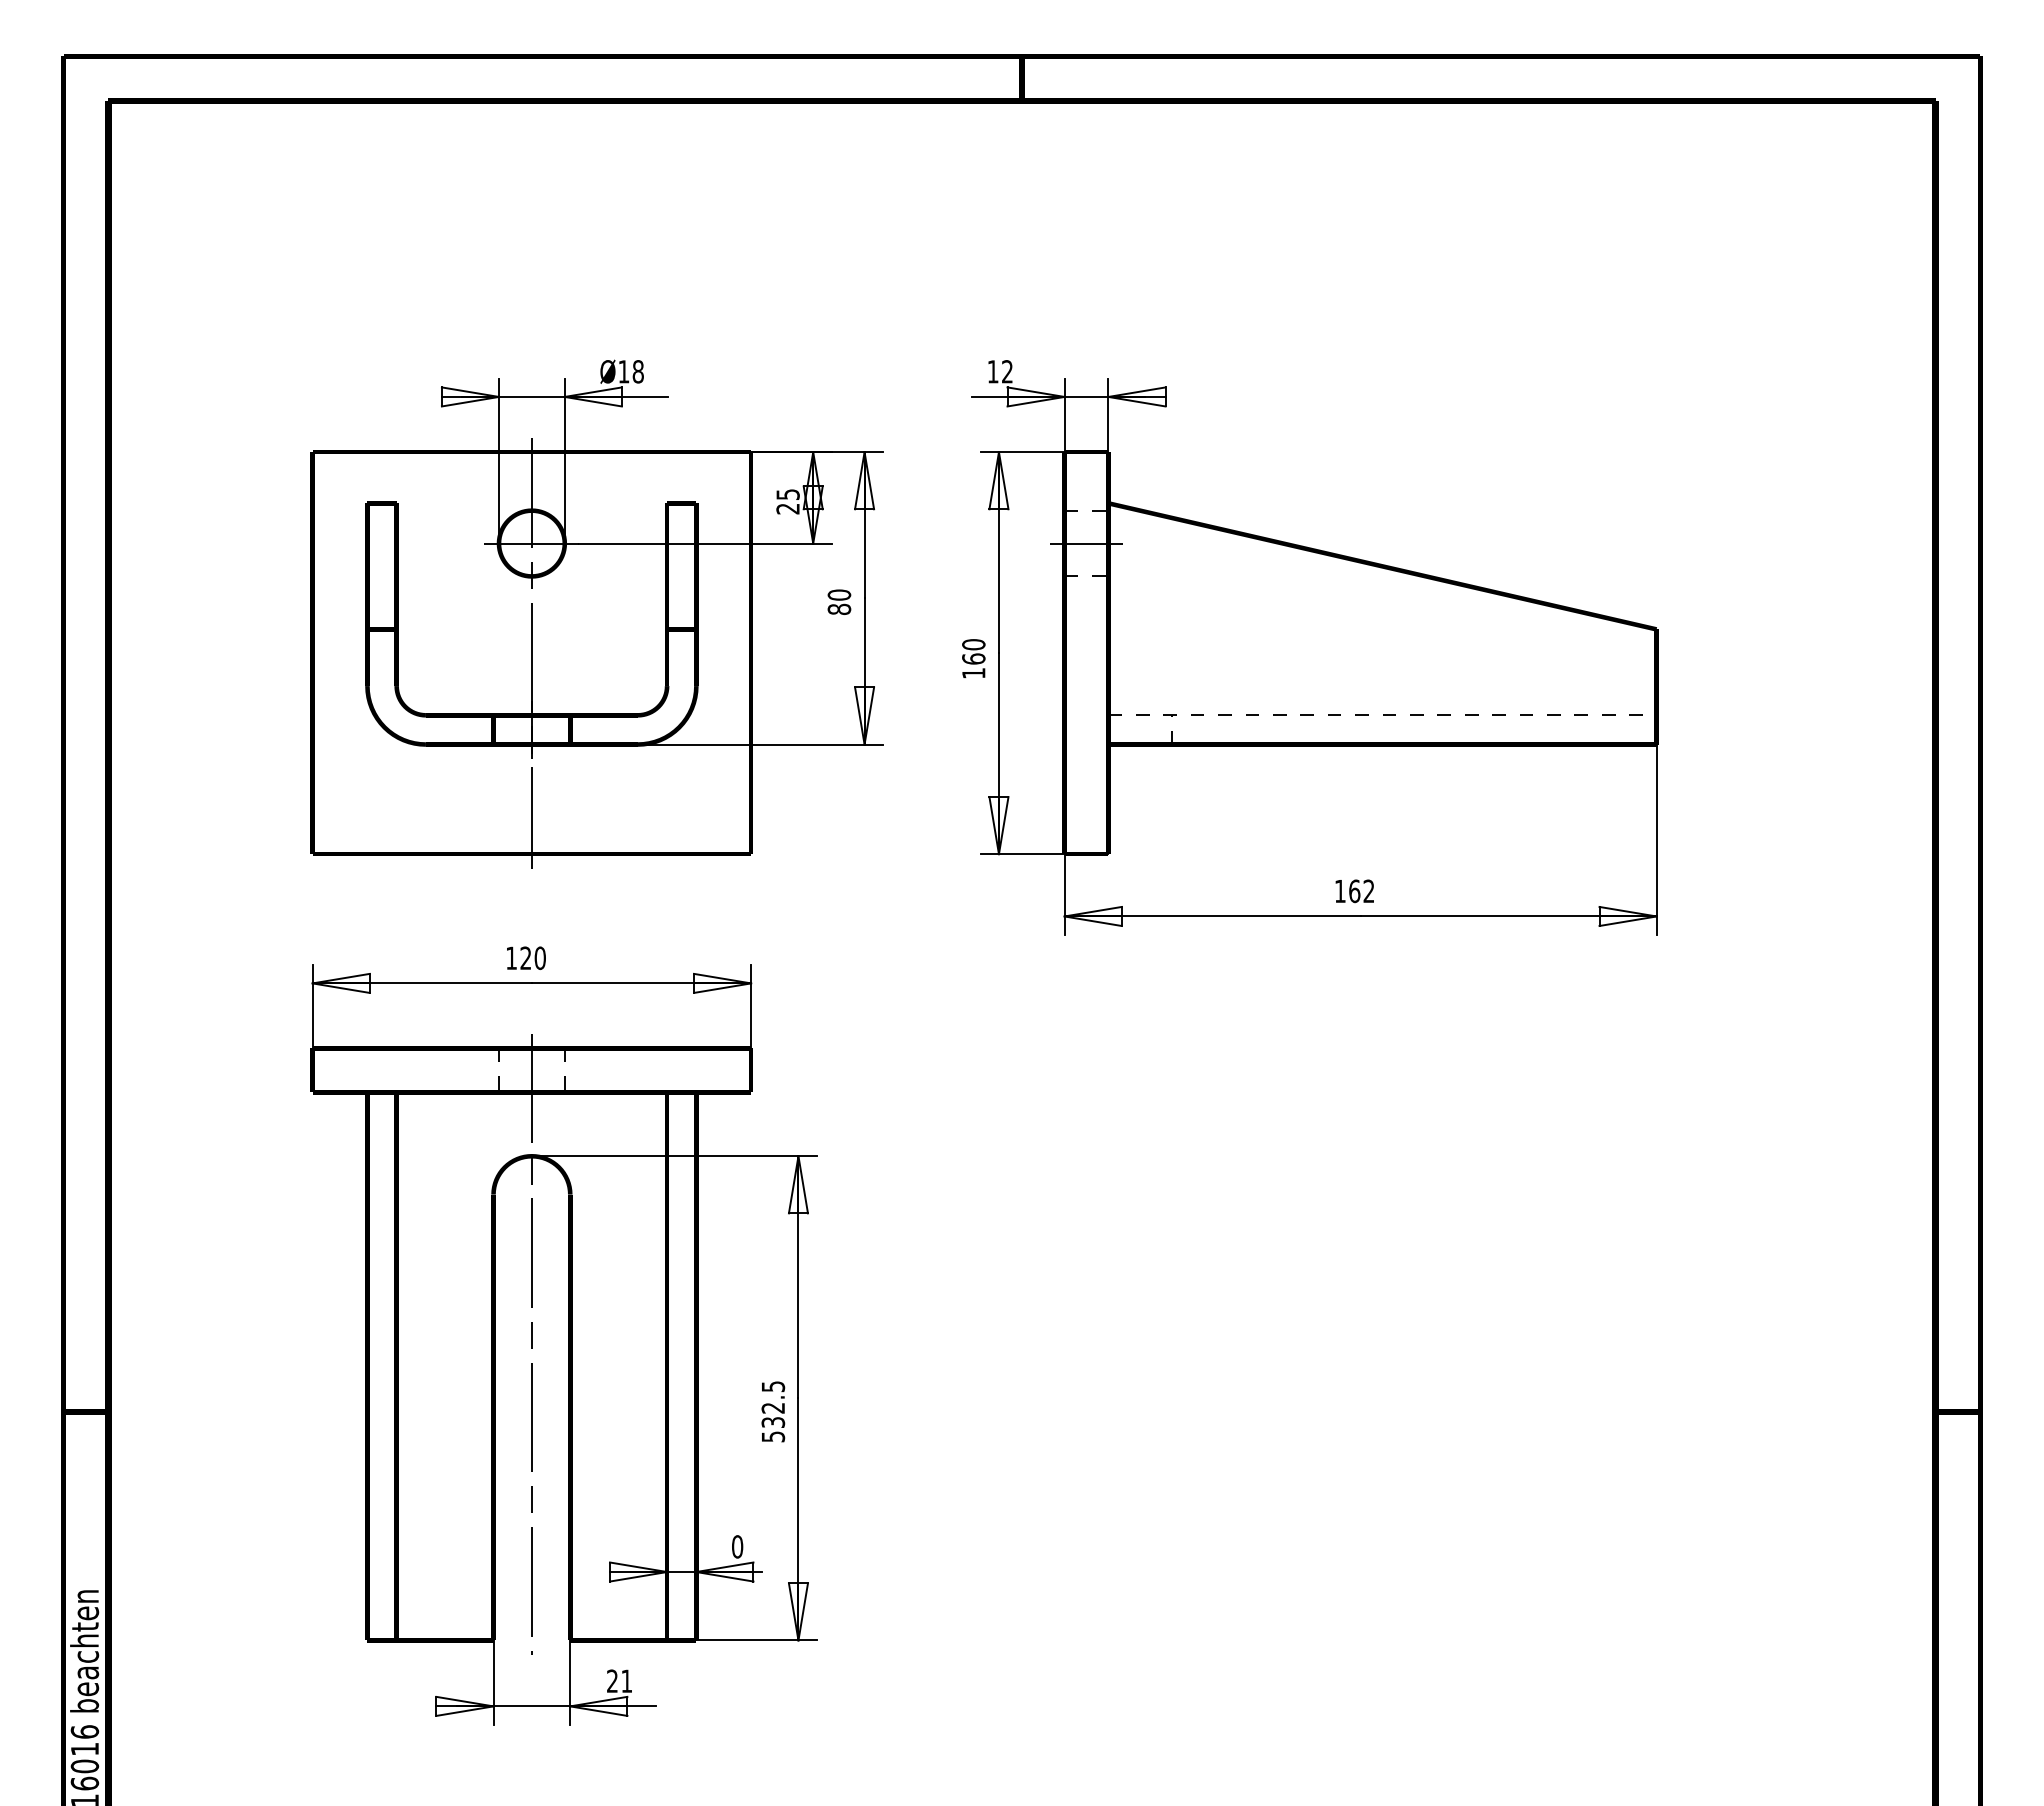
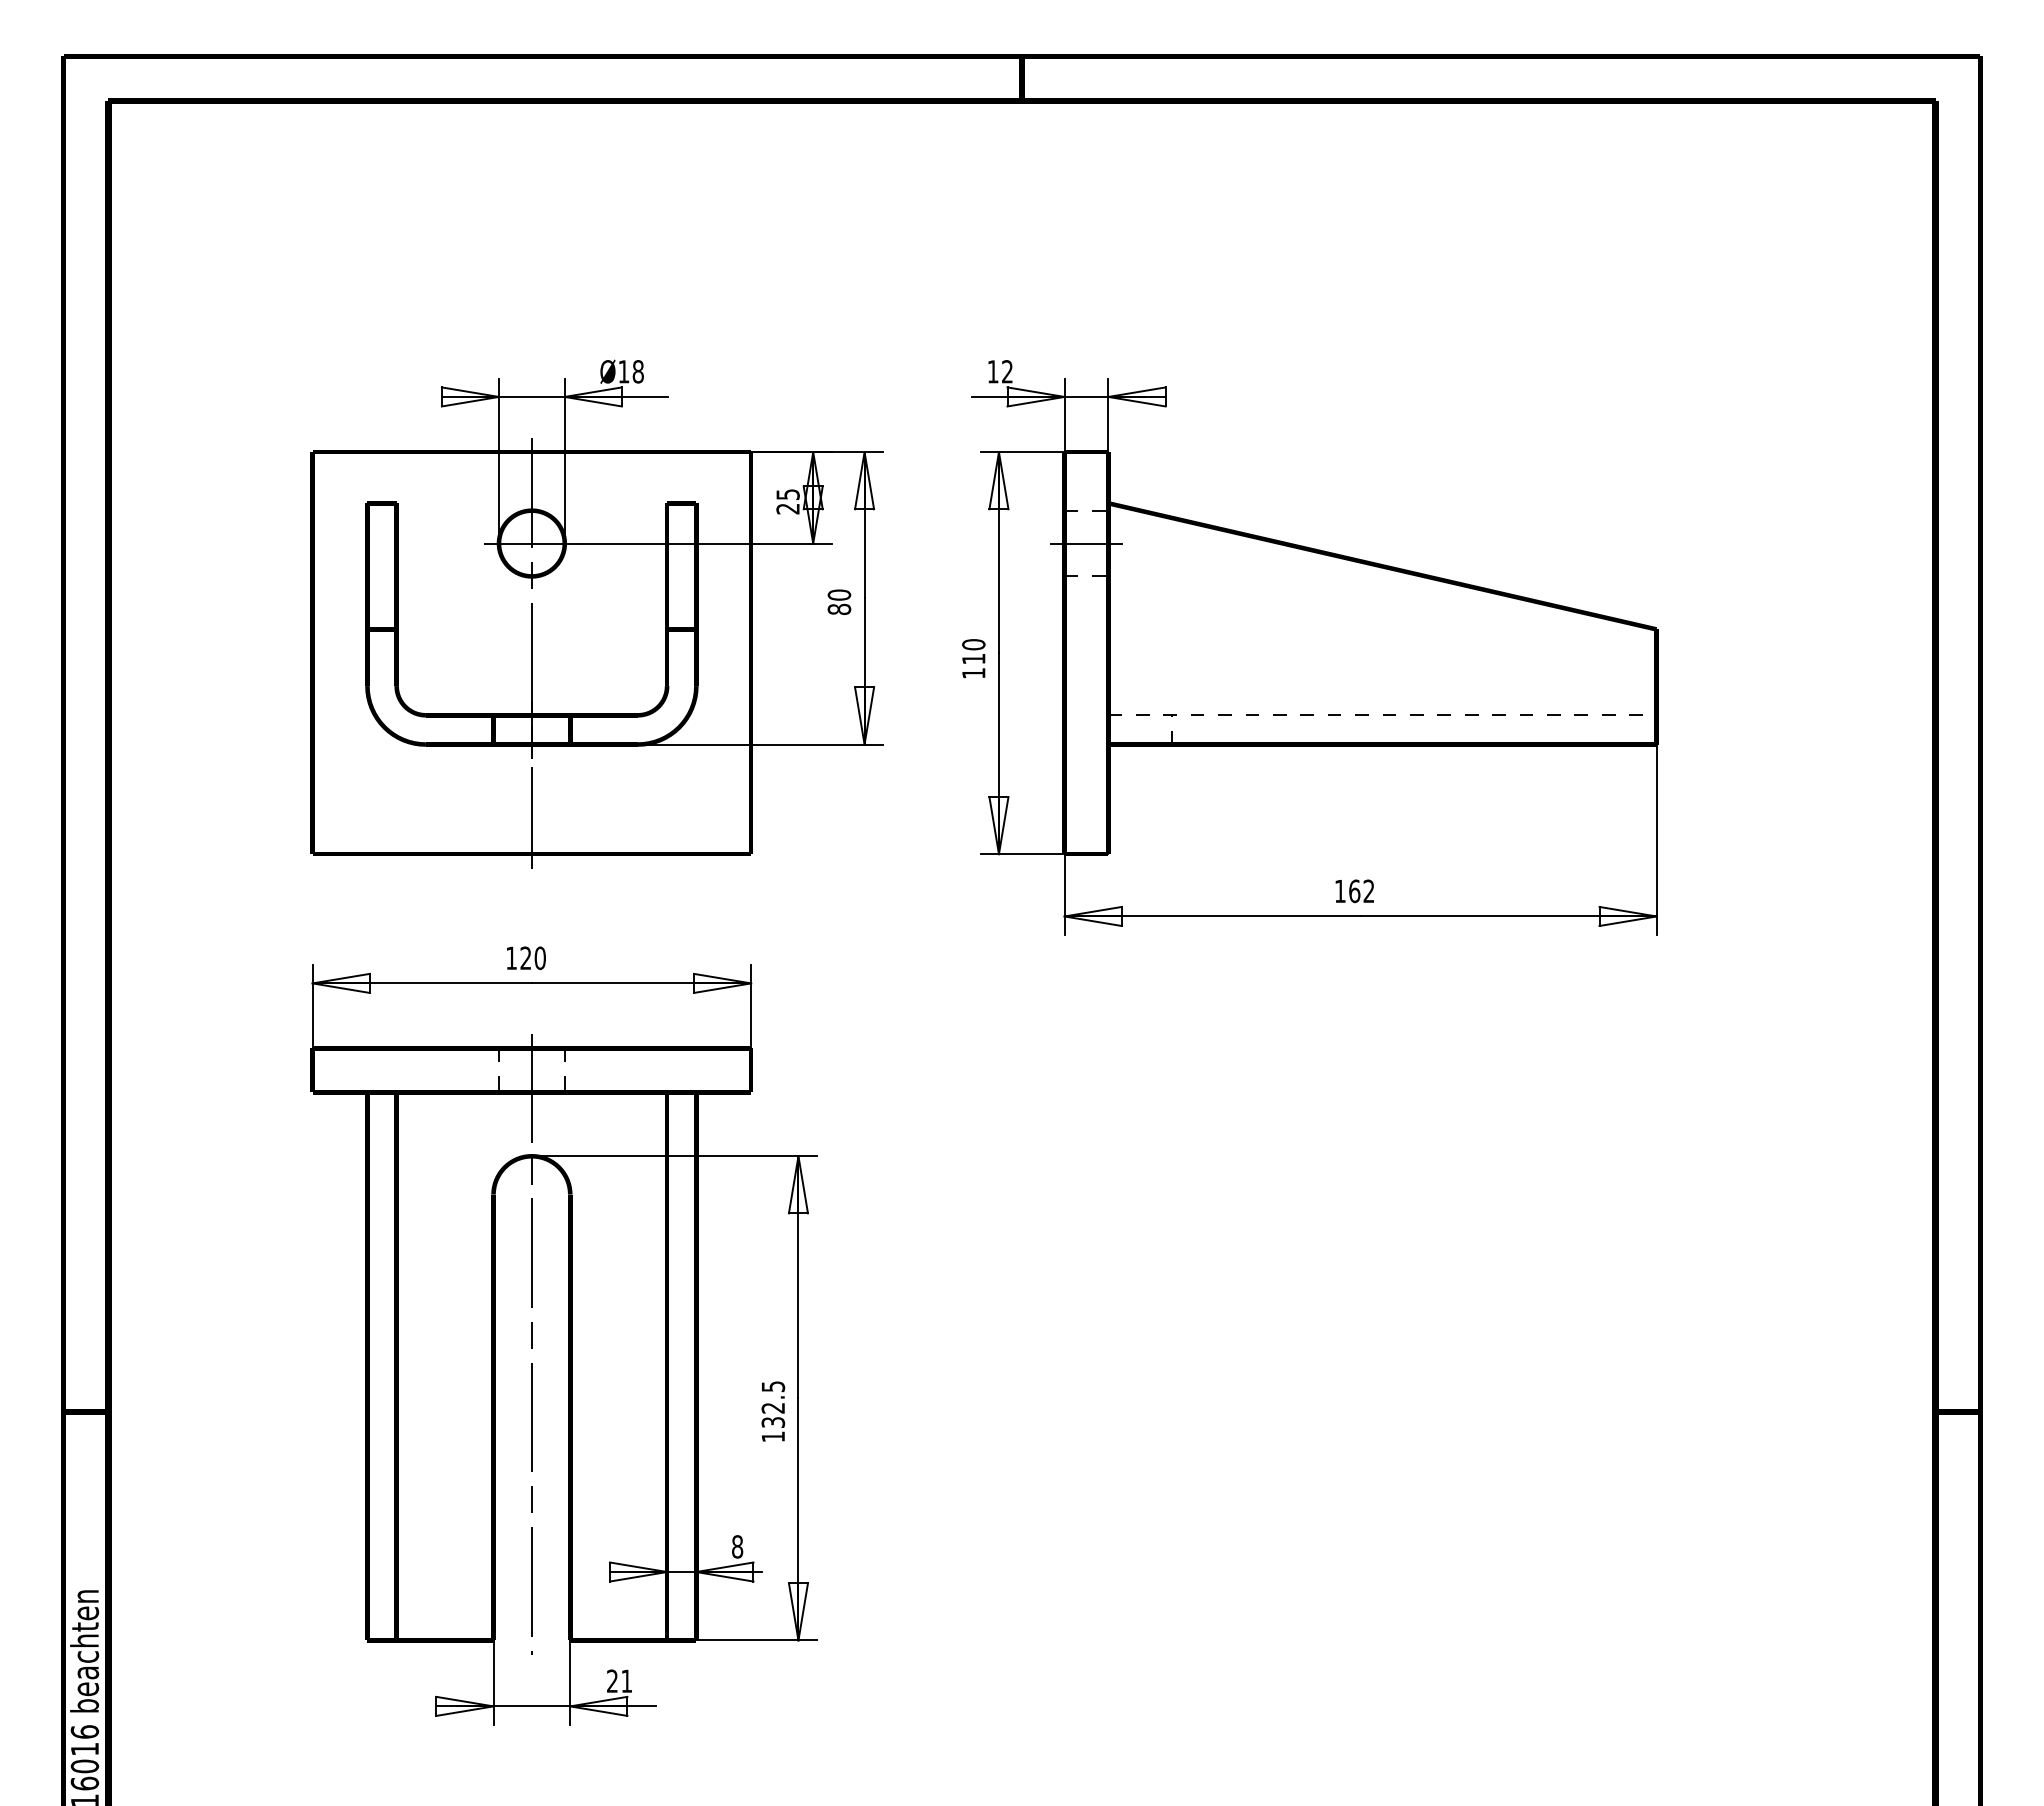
text: 160 -> 110 (973, 658)
text: 532.5 -> 132.5 (773, 1436)
text: 0 -> 8 (737, 1546)
